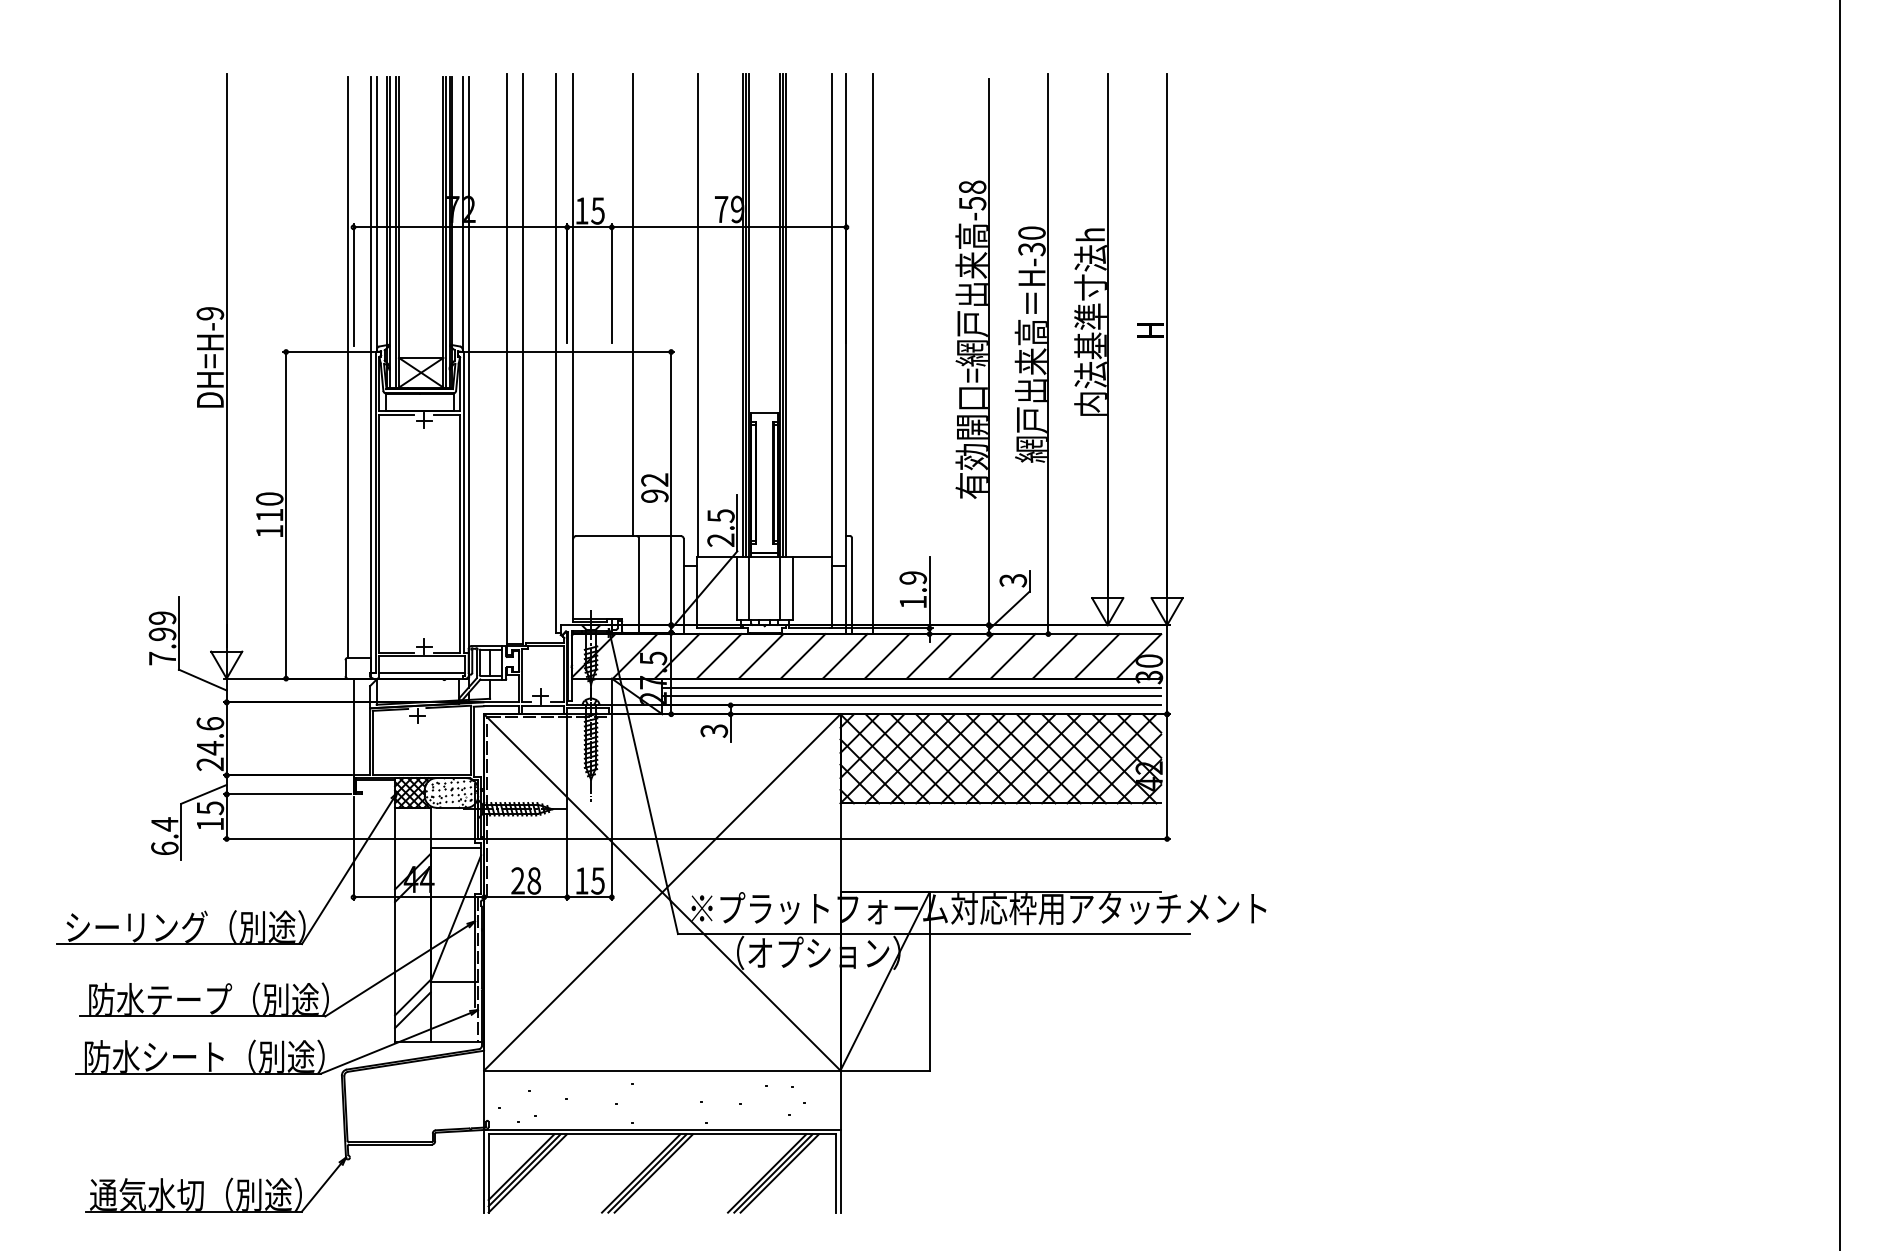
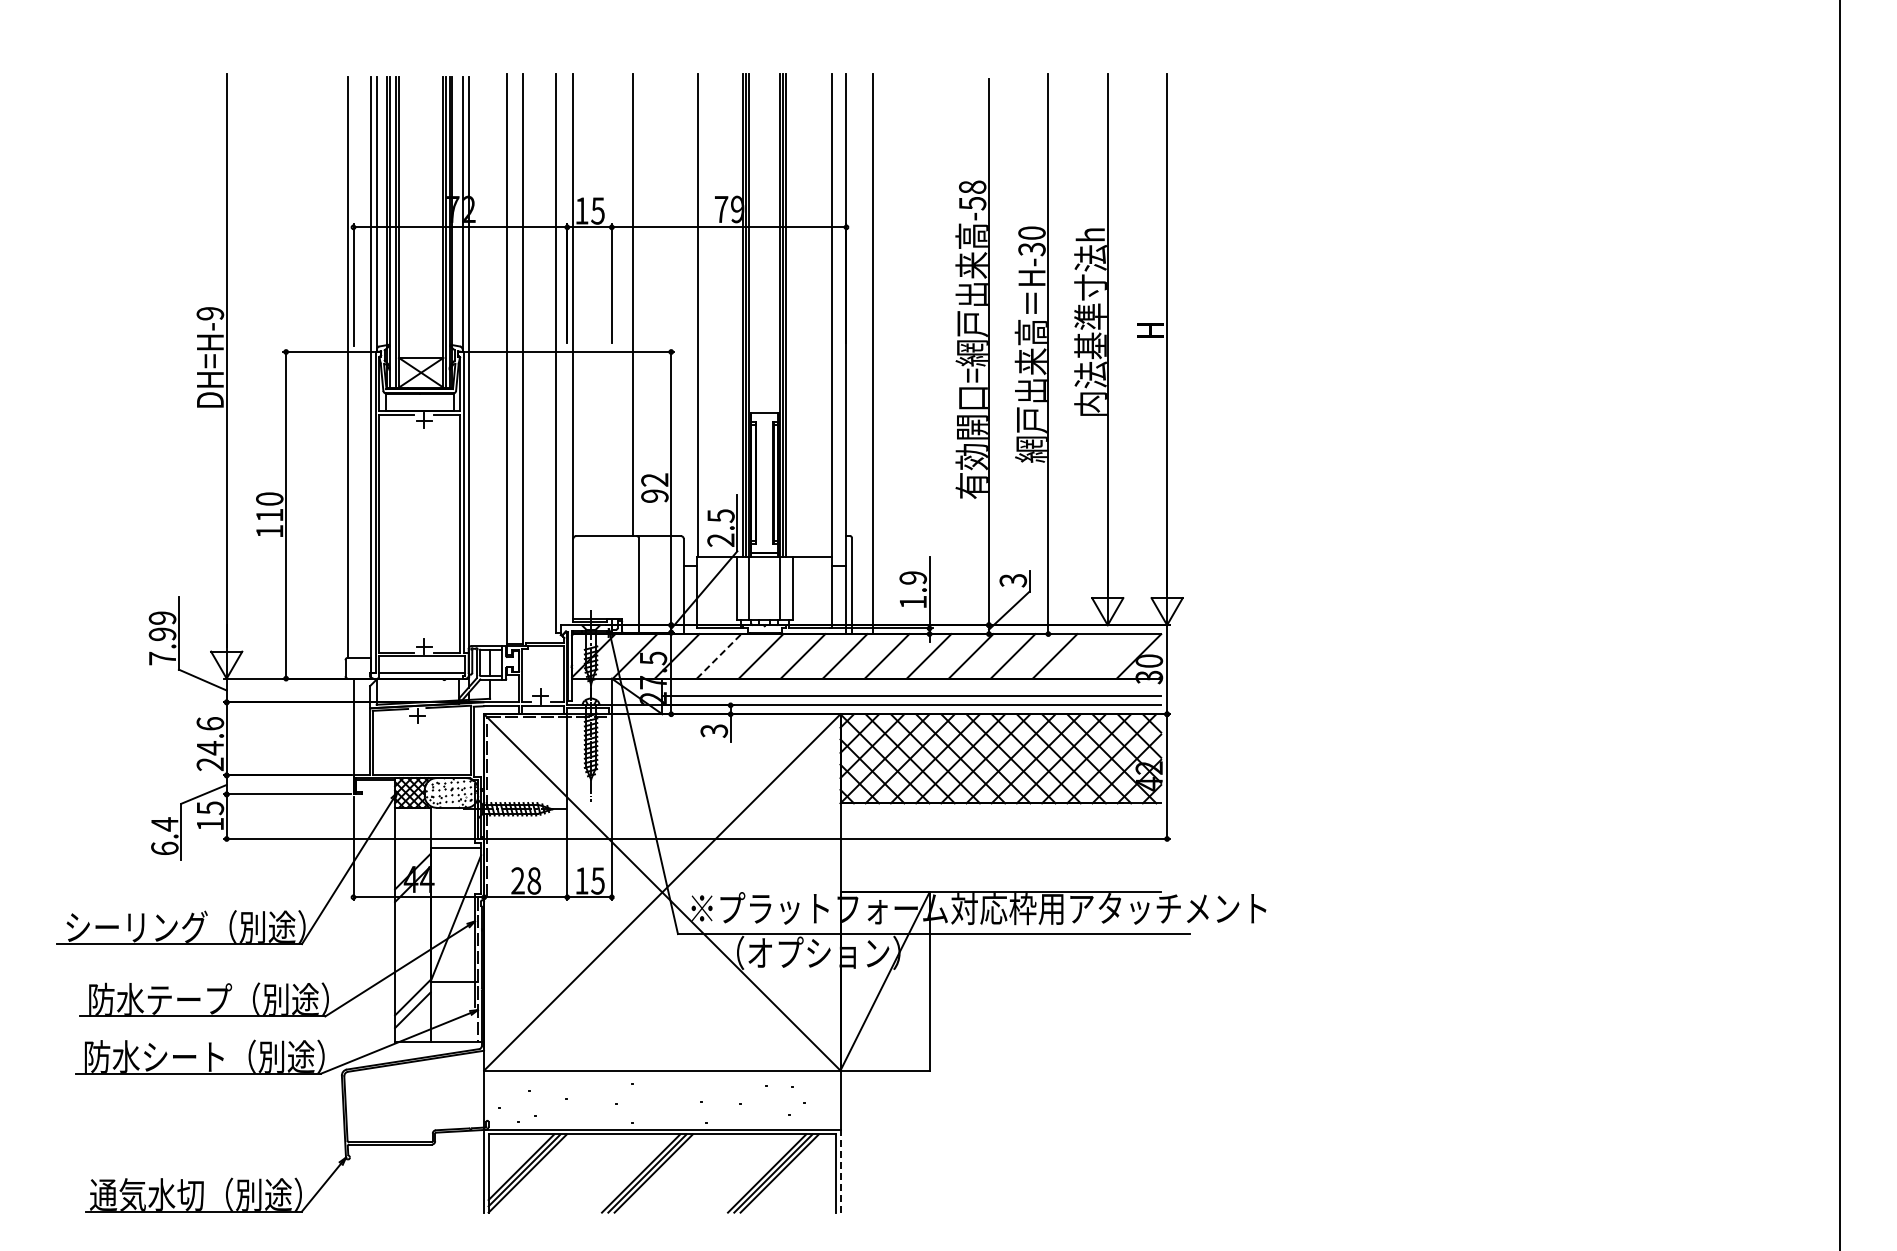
line: solid -> dashed (719, 656)
line: present -> none (1096, 656)
line: present -> none (911, 687)
line: solid -> dashed (840, 1170)
